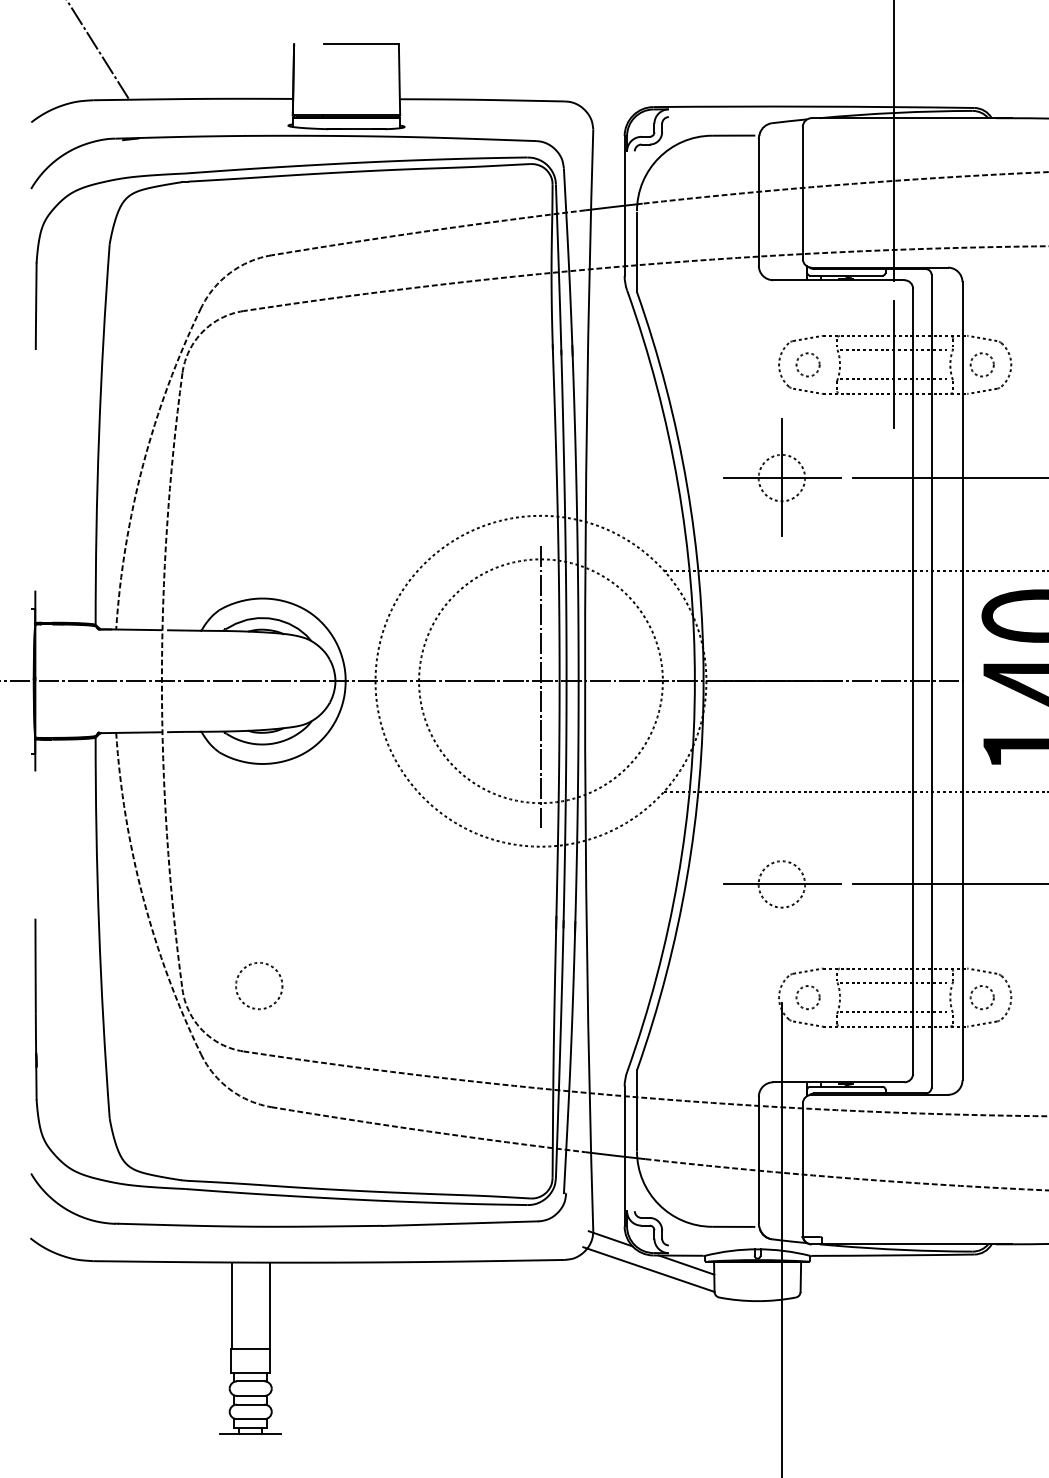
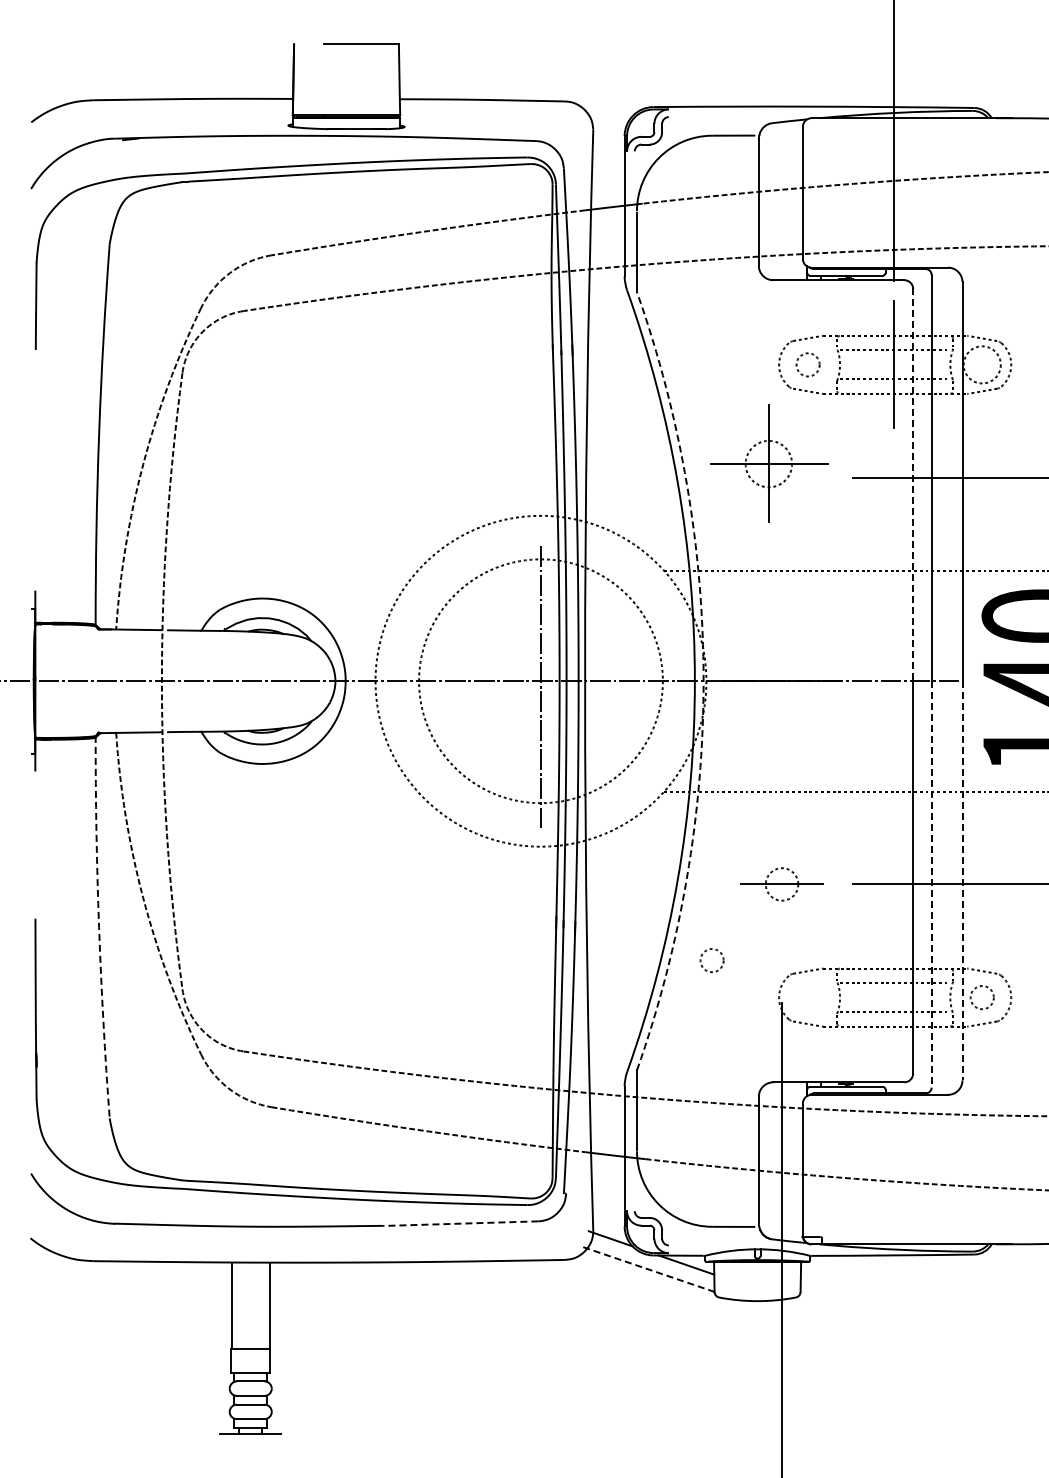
line: present -> none (98, 50)
circle diameter: 23 px -> 37 px (981, 364)
part position: (782, 477) -> (769, 463) (769, 463)
line: solid -> dashed (913, 484)
arc: solid -> dashed (703, 681)
line: solid -> dashed (962, 880)
part size: 119x49 px -> 84x35 px (781, 884)
line: solid -> dashed (931, 884)
arc: solid -> dashed (99, 927)
circle: present -> none (259, 986)
circle position: (807, 997) -> (711, 960) (711, 960)
line: solid -> dashed (460, 1223)
line: solid -> dashed (649, 1269)
